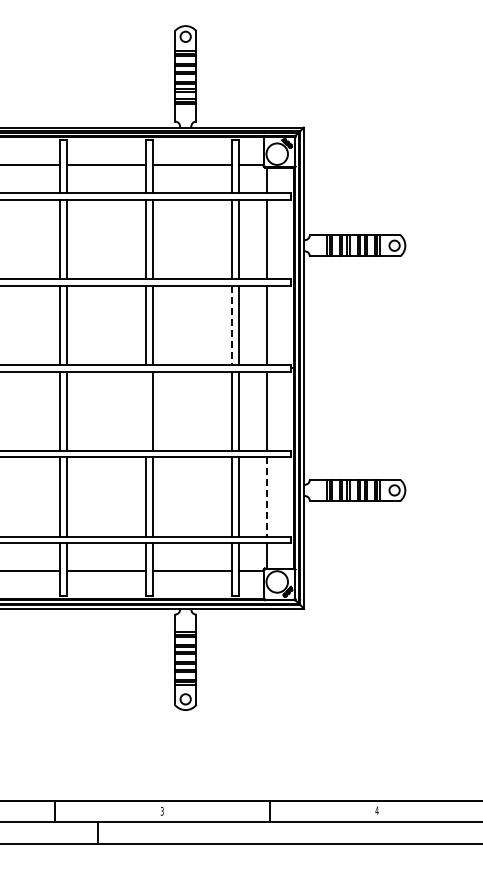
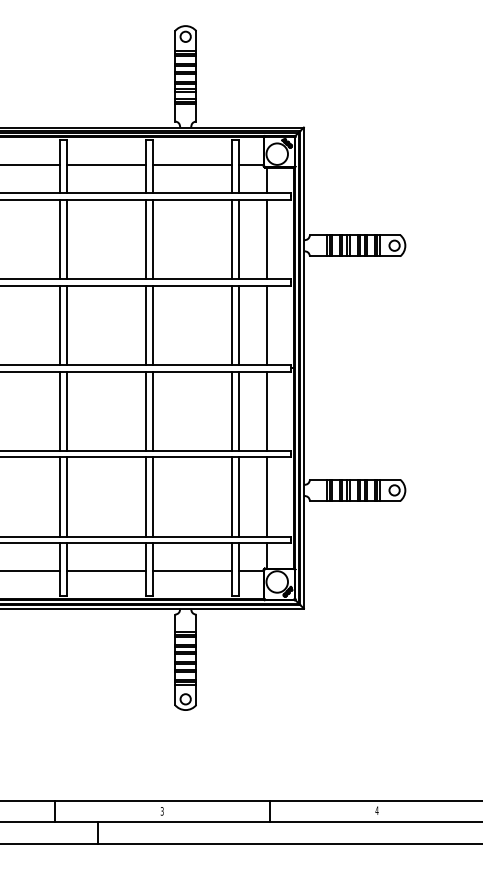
line: dashed -> solid (231, 325)
line: none -> present (145, 410)
line: dashed -> solid (266, 497)
